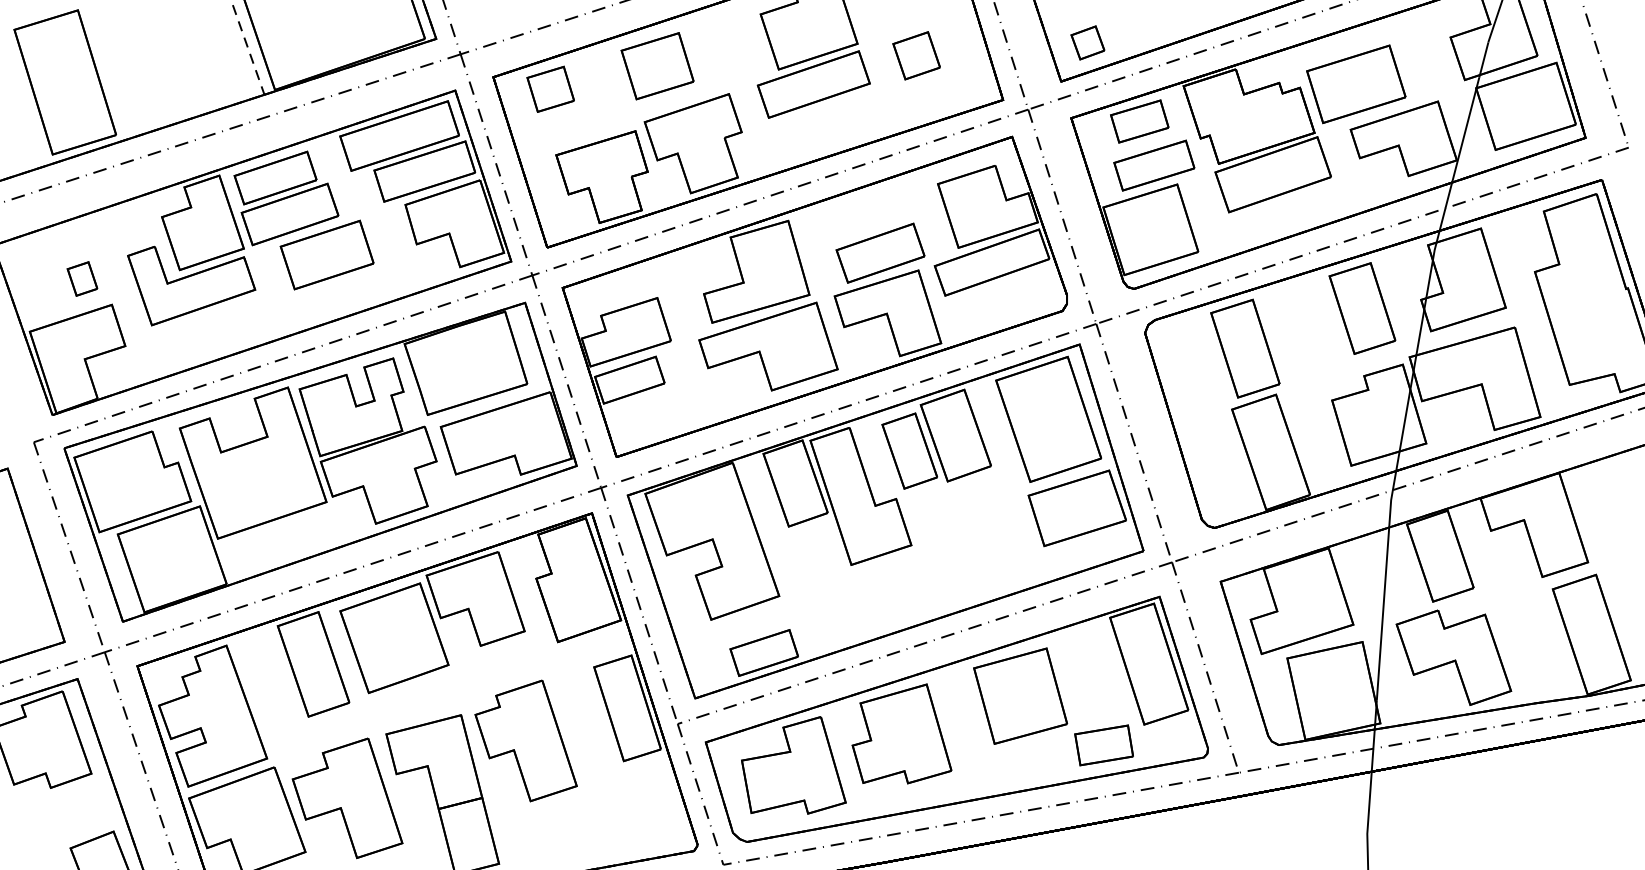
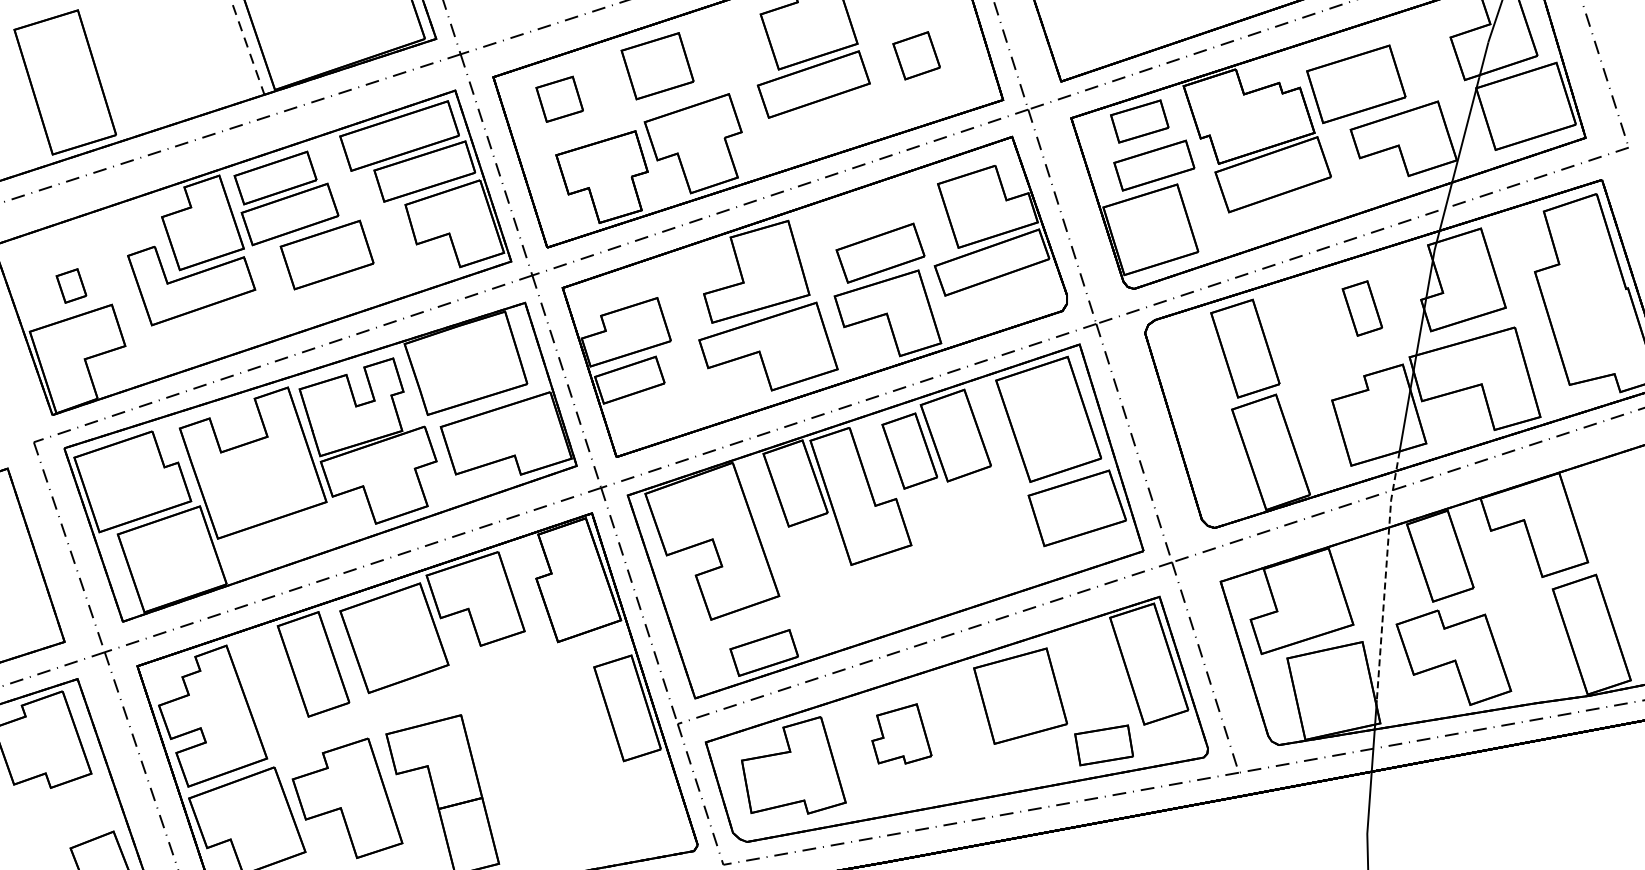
part: present -> none (1087, 42)
part position: (550, 88) -> (559, 98) (559, 98)
part position: (82, 278) -> (71, 285) (71, 285)
part size: 69x93 px -> 43x57 px (1362, 308)
line: solid -> dashed (1385, 574)
part size: 102x102 px -> 62x62 px (901, 733)
part: present -> none (525, 740)
